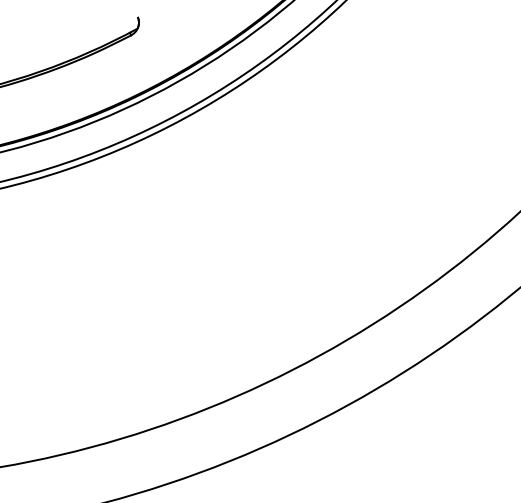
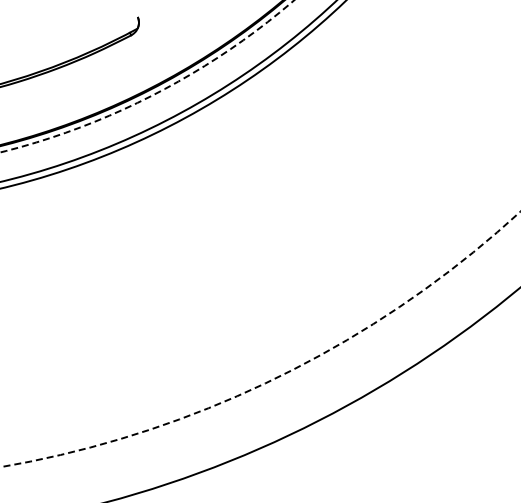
arc: solid -> dashed (155, 93)
arc: solid -> dashed (277, 377)
